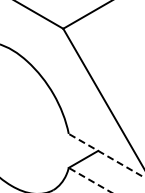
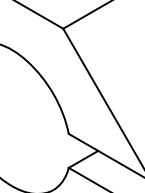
line: dashed -> solid (106, 155)
line: dashed -> solid (90, 180)
